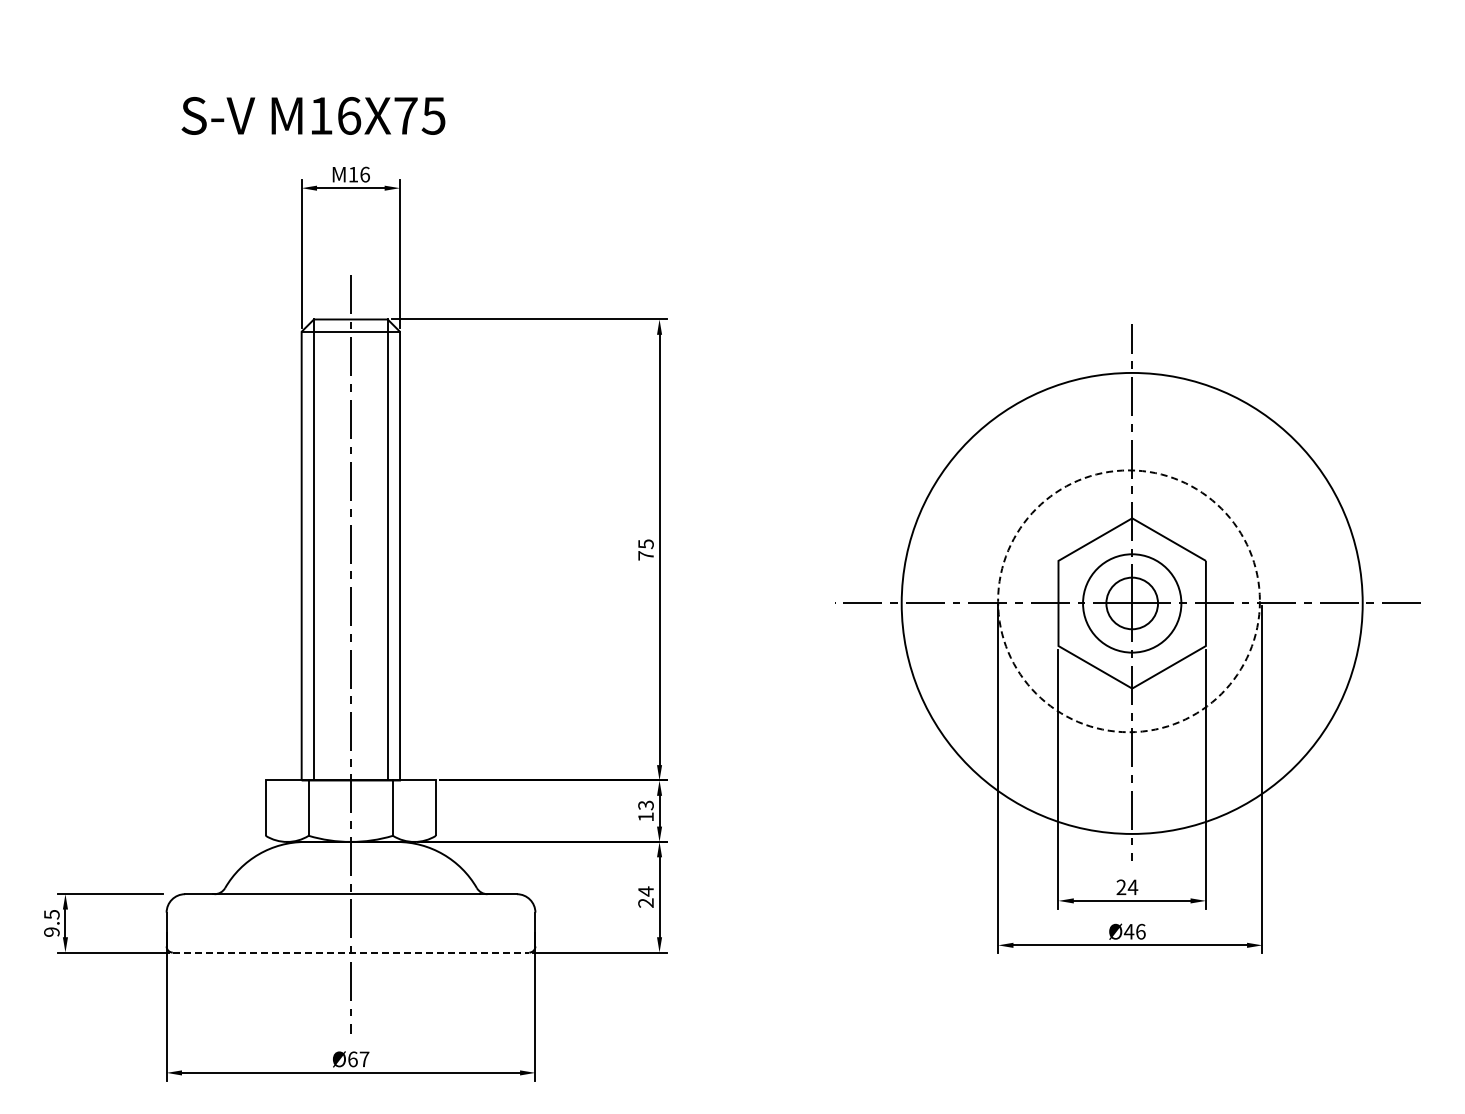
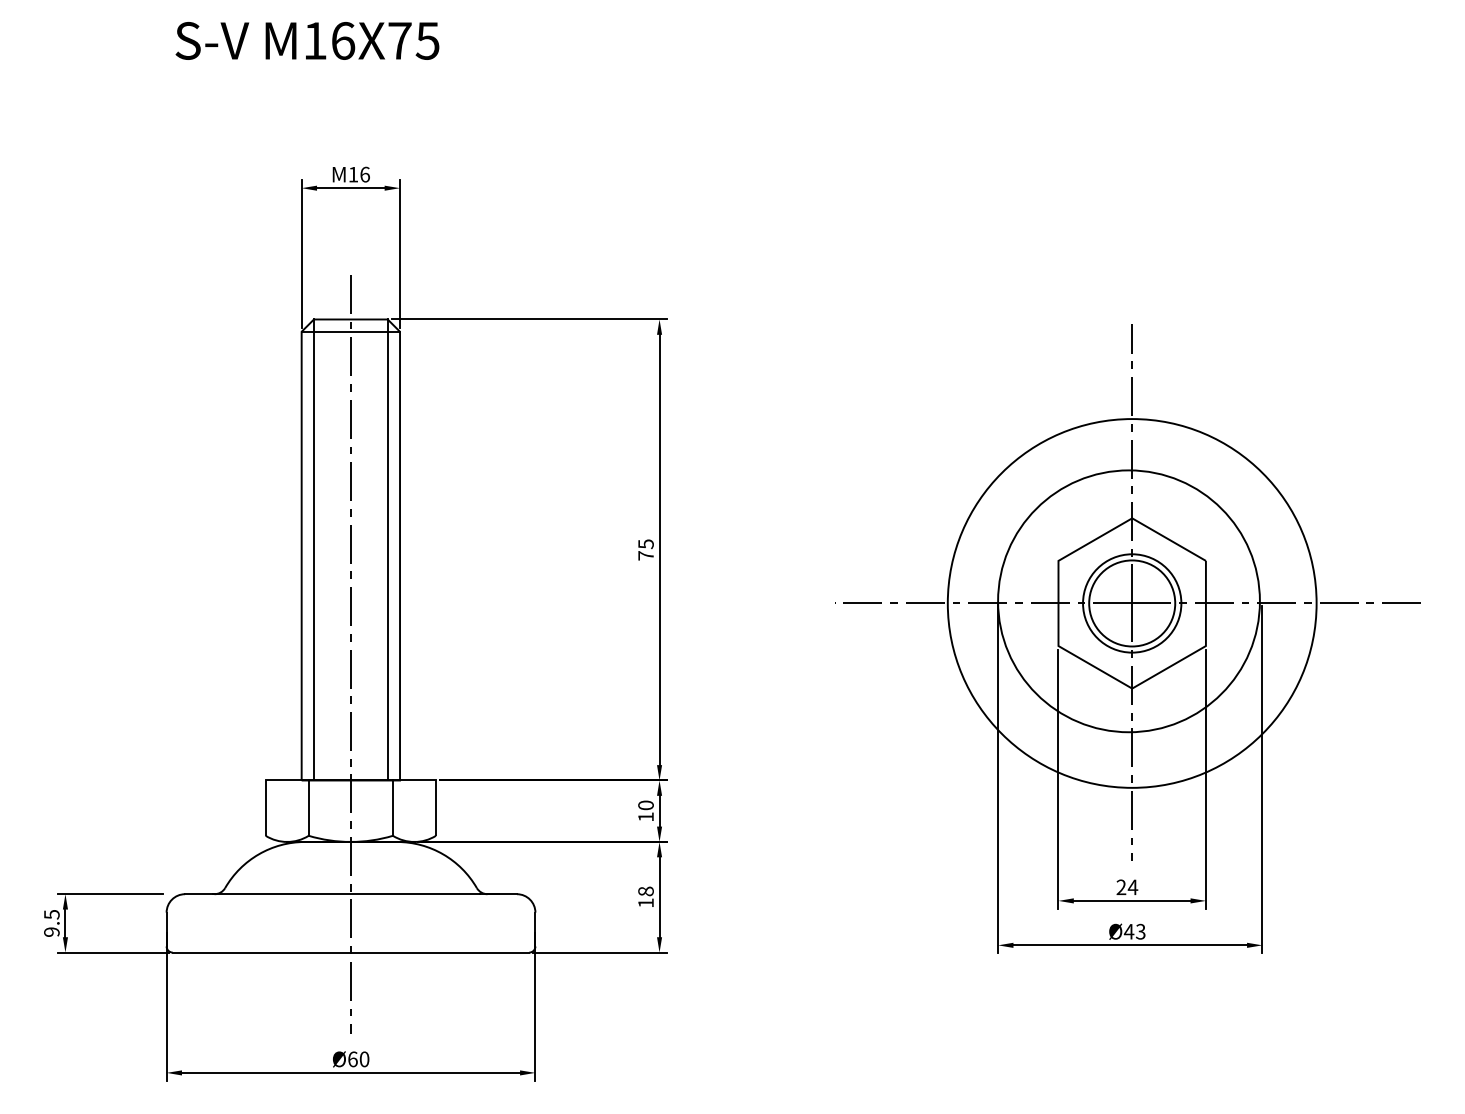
text position: (313, 115) -> (307, 40) (307, 40)
circle: dashed -> solid (1128, 601)
circle diameter: 461 px -> 369 px (1131, 603)
circle diameter: 52 px -> 86 px (1132, 603)
text: 13 -> 10 (645, 805)
text: 24 -> 18 (645, 896)
text: Ø46 -> Ø43 (1140, 931)
line: dashed -> solid (351, 952)
text: Ø67 -> Ø60 (364, 1059)
